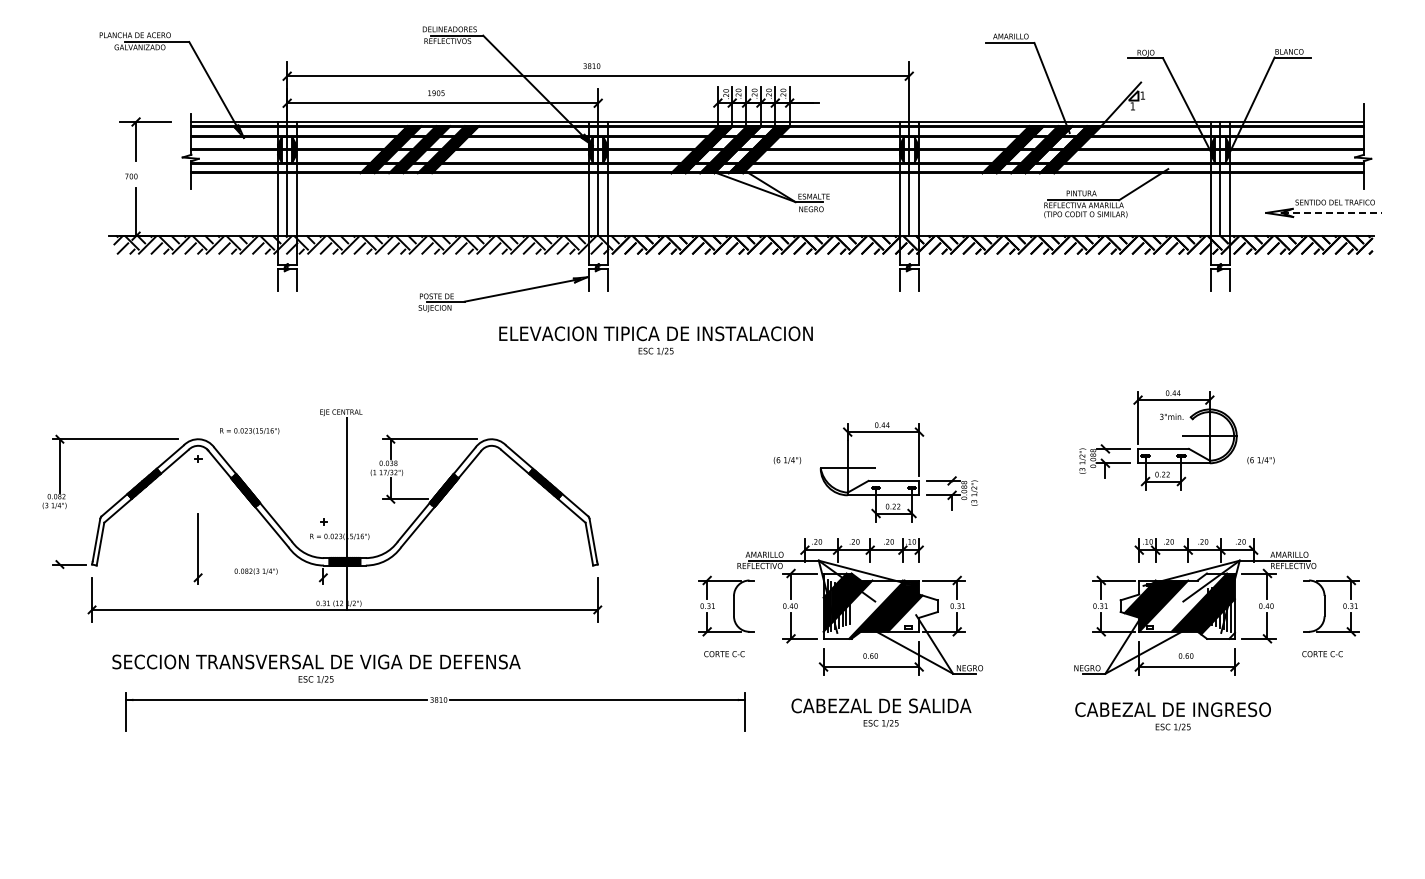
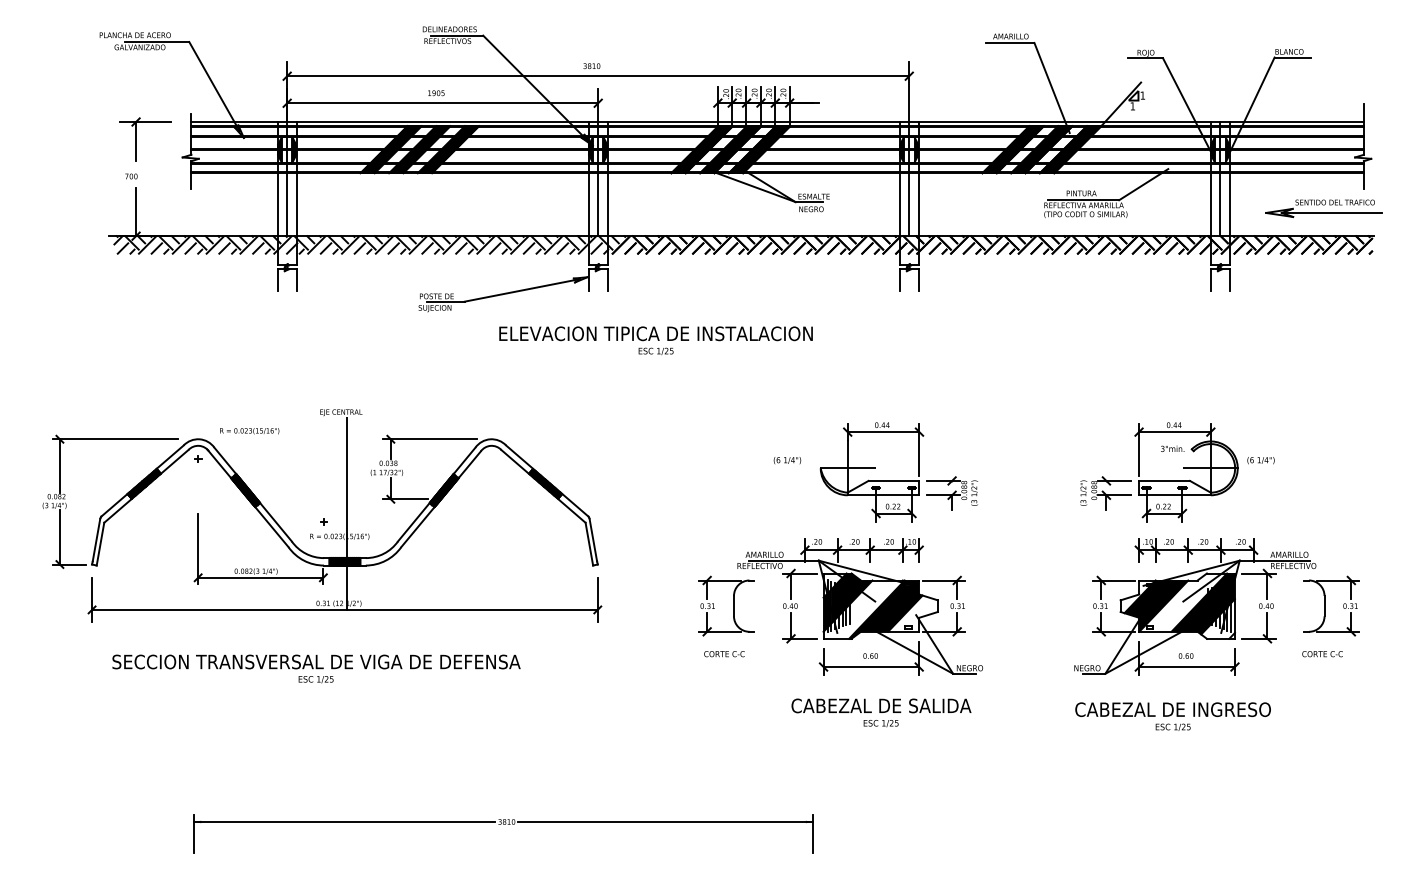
line: dashed -> solid (1332, 212)
part position: (1158, 448) -> (1159, 480) (1159, 480)
line: none -> present (59, 537)
line: none -> present (260, 577)
part position: (435, 702) -> (503, 824) (503, 824)
